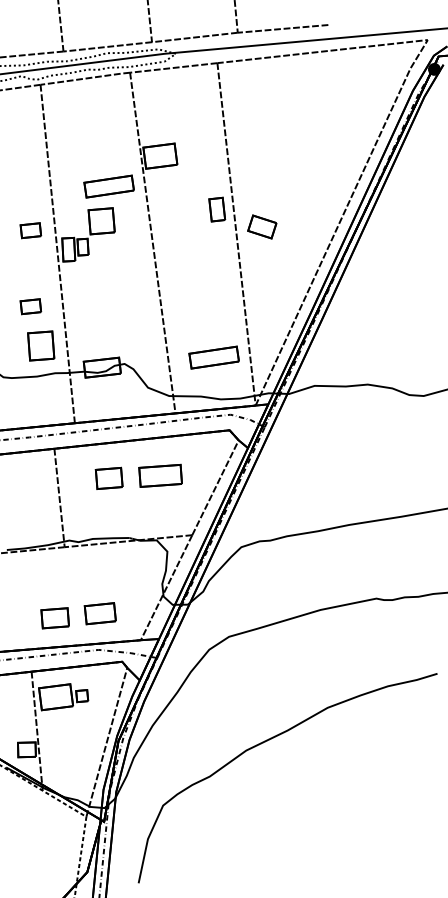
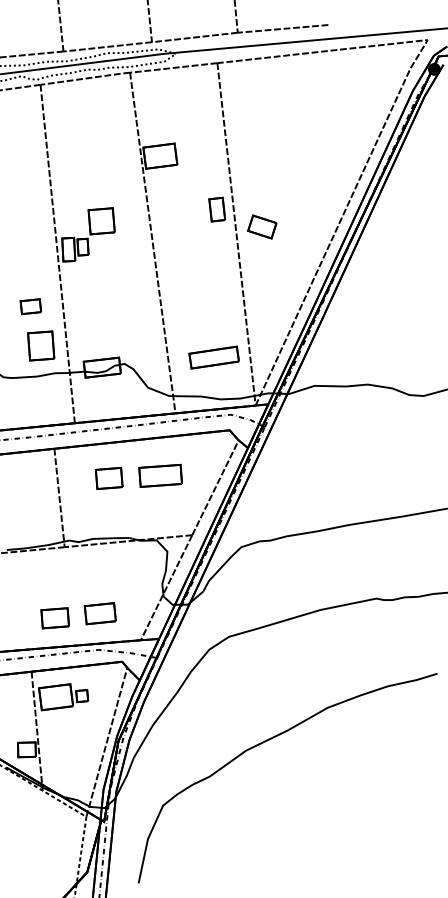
part: present -> none (108, 186)
part: present -> none (30, 230)
